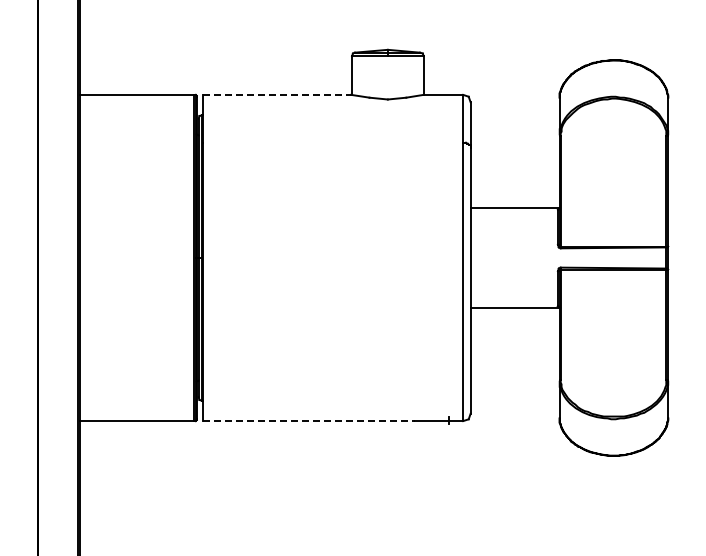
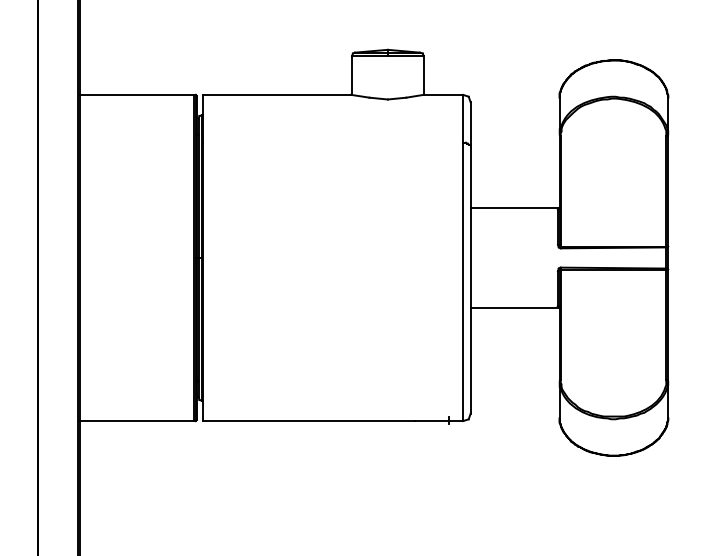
line: dashed -> solid (277, 94)
line: dashed -> solid (309, 421)
